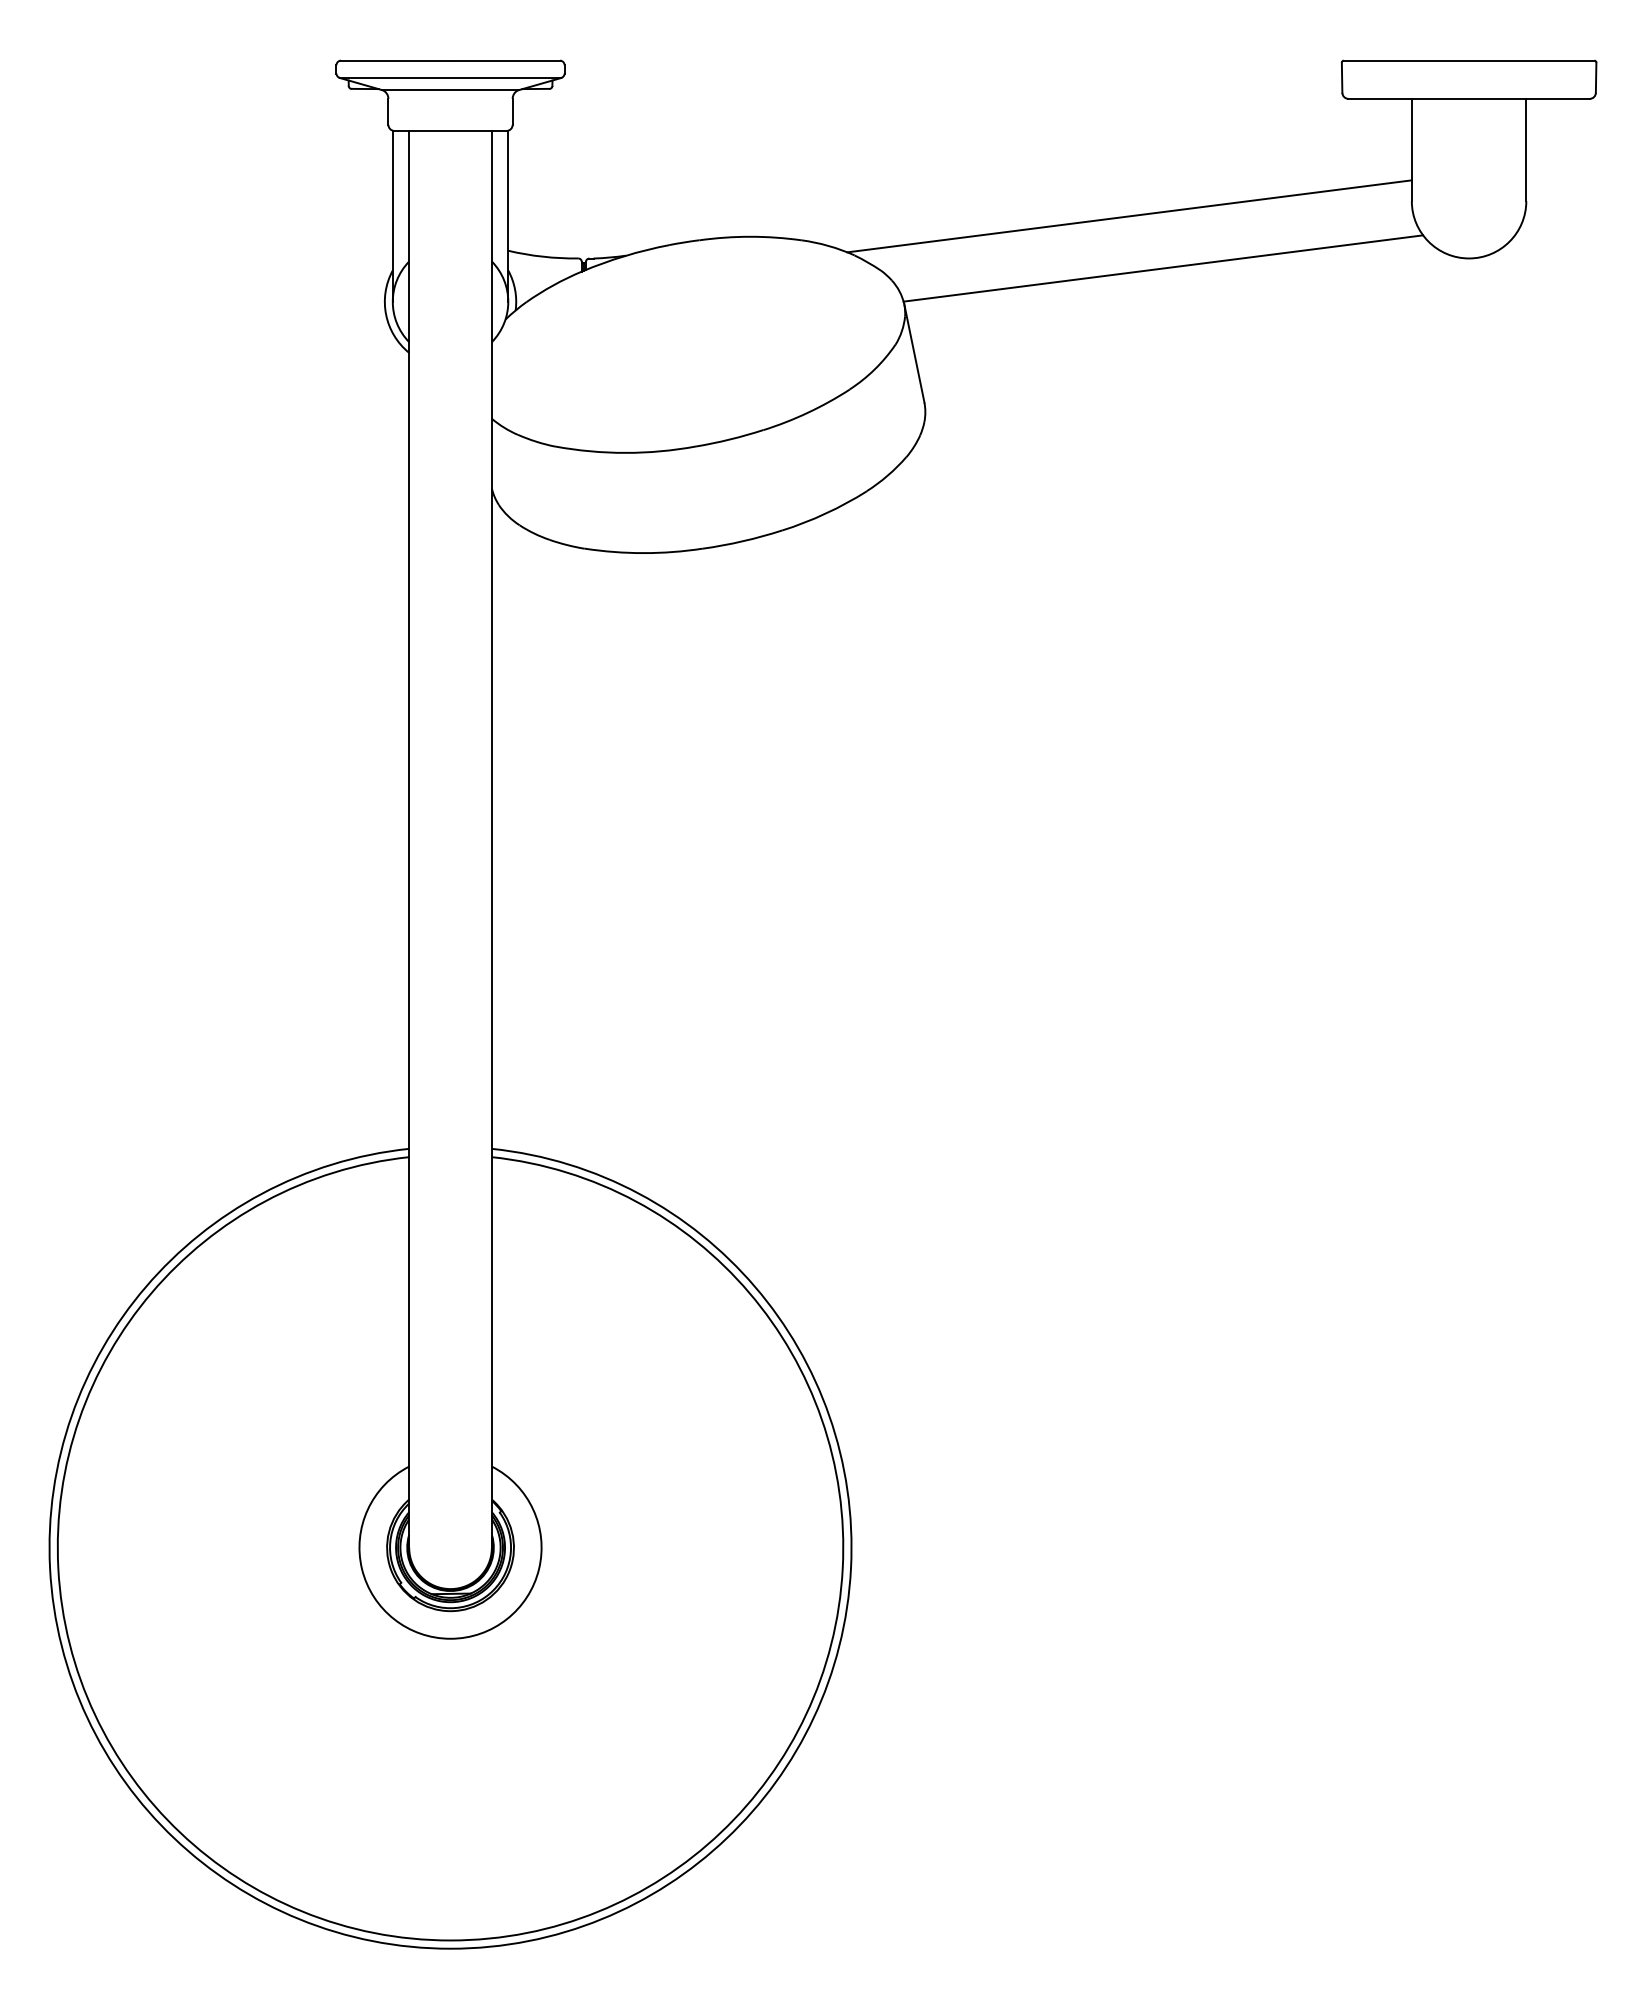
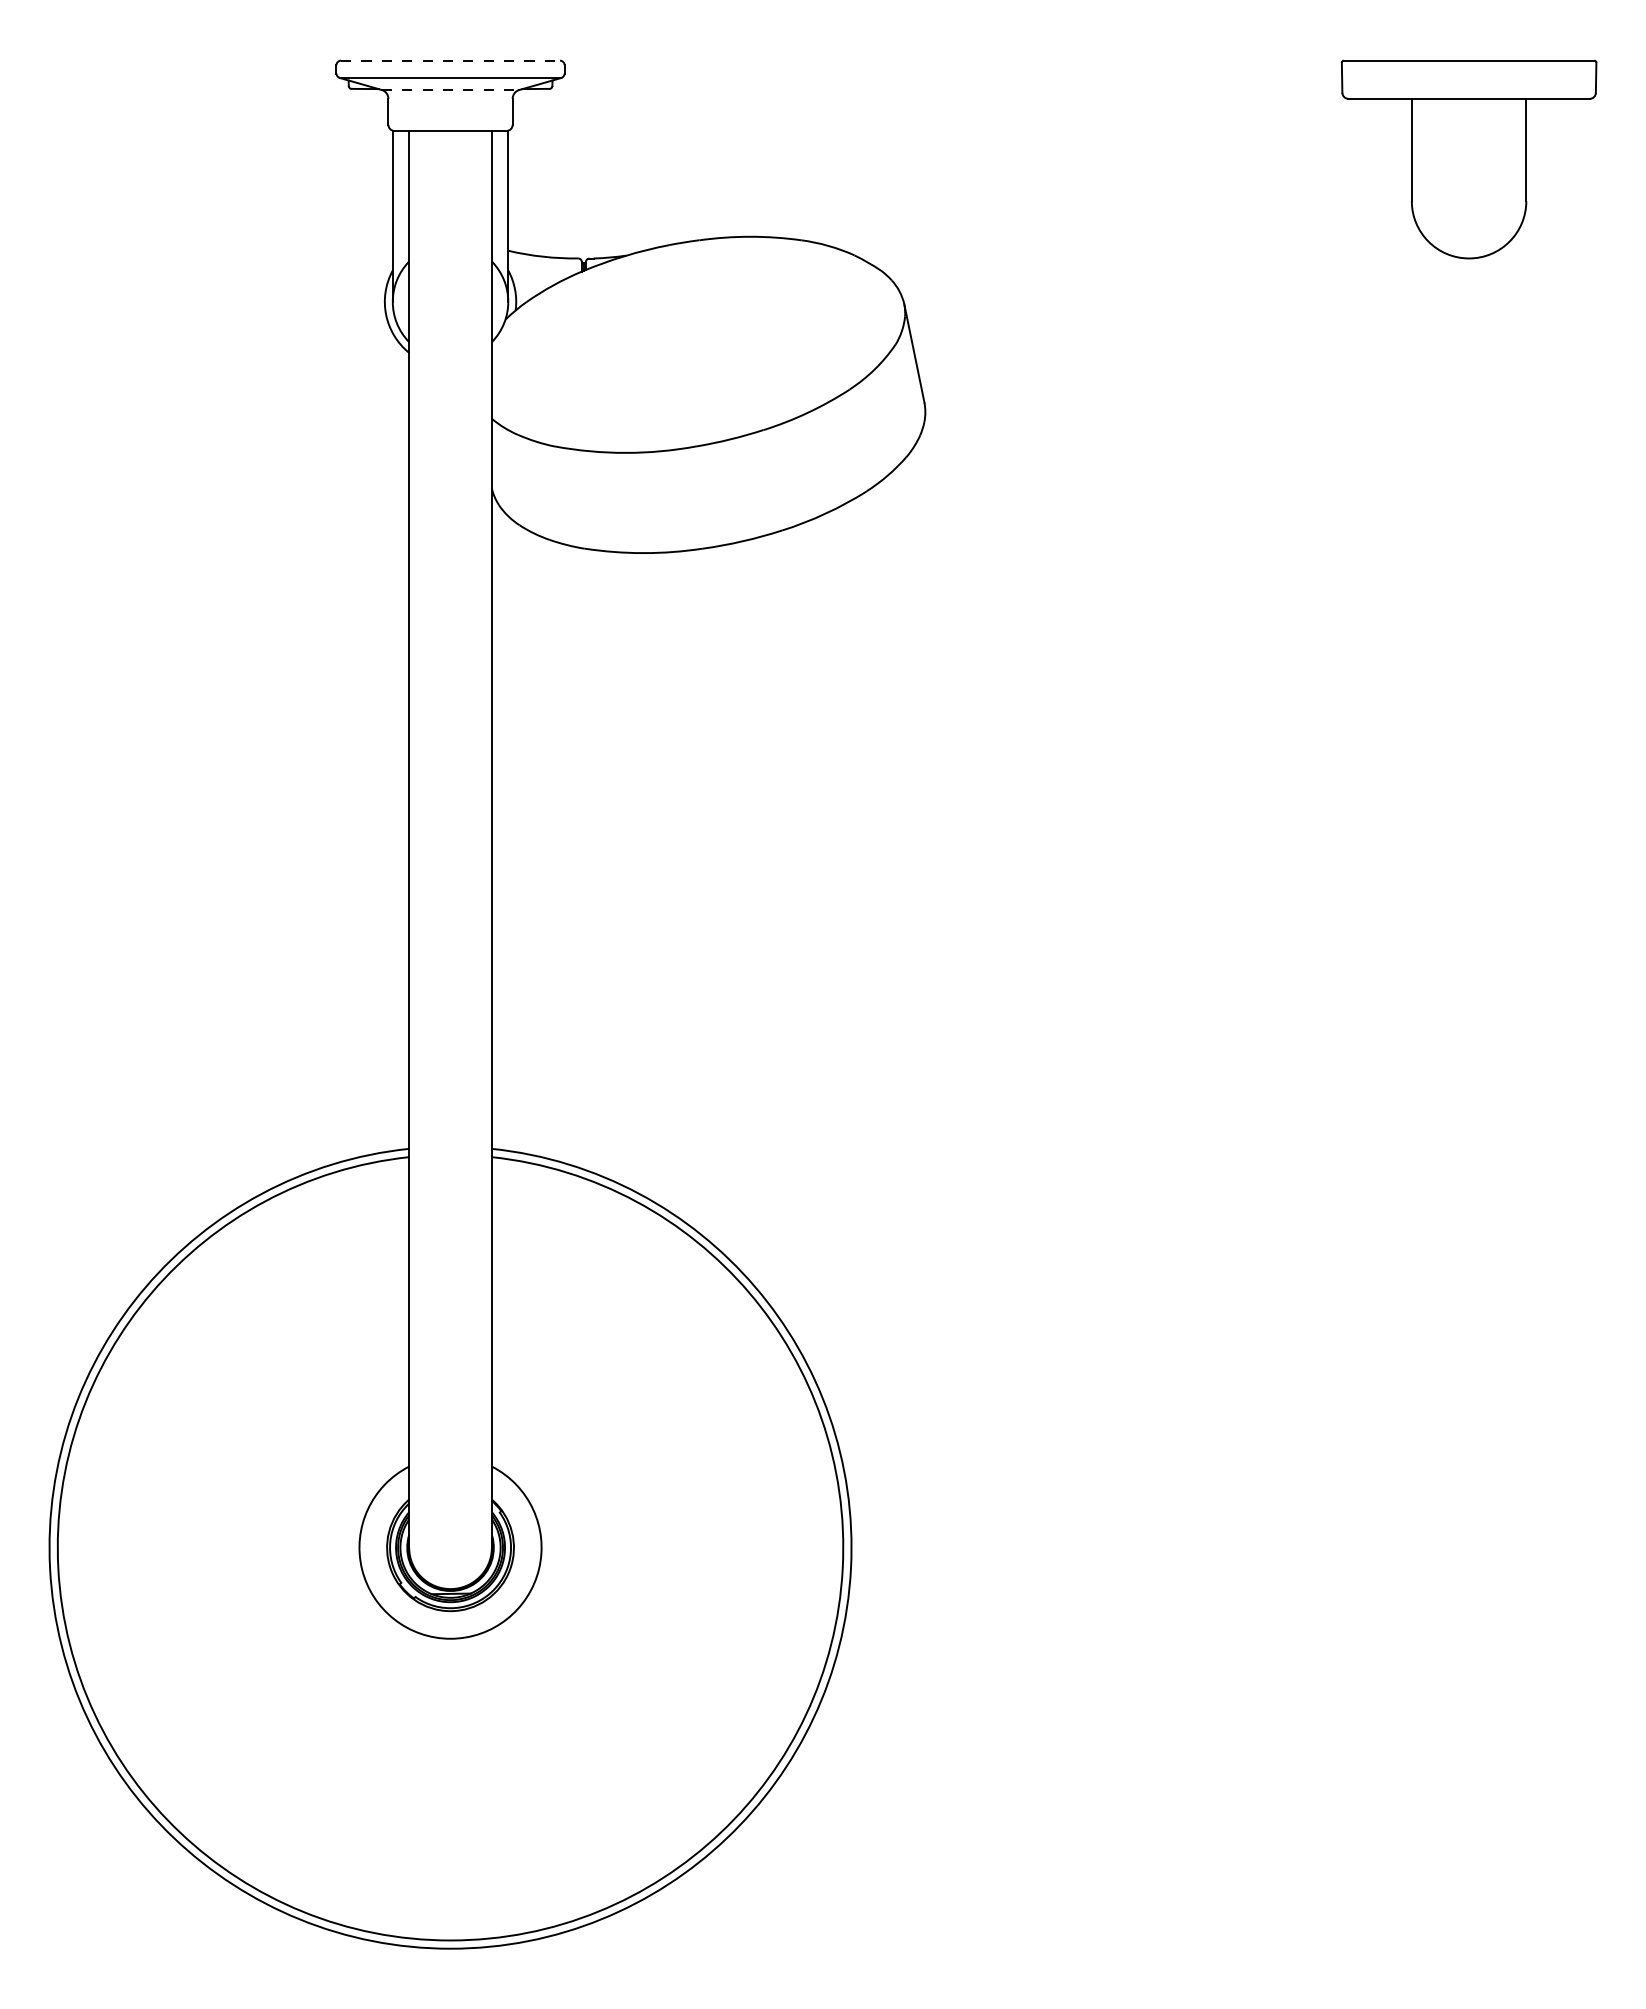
line: solid -> dashed (451, 60)
line: solid -> dashed (450, 90)
line: present -> none (1129, 216)
line: present -> none (1163, 268)
